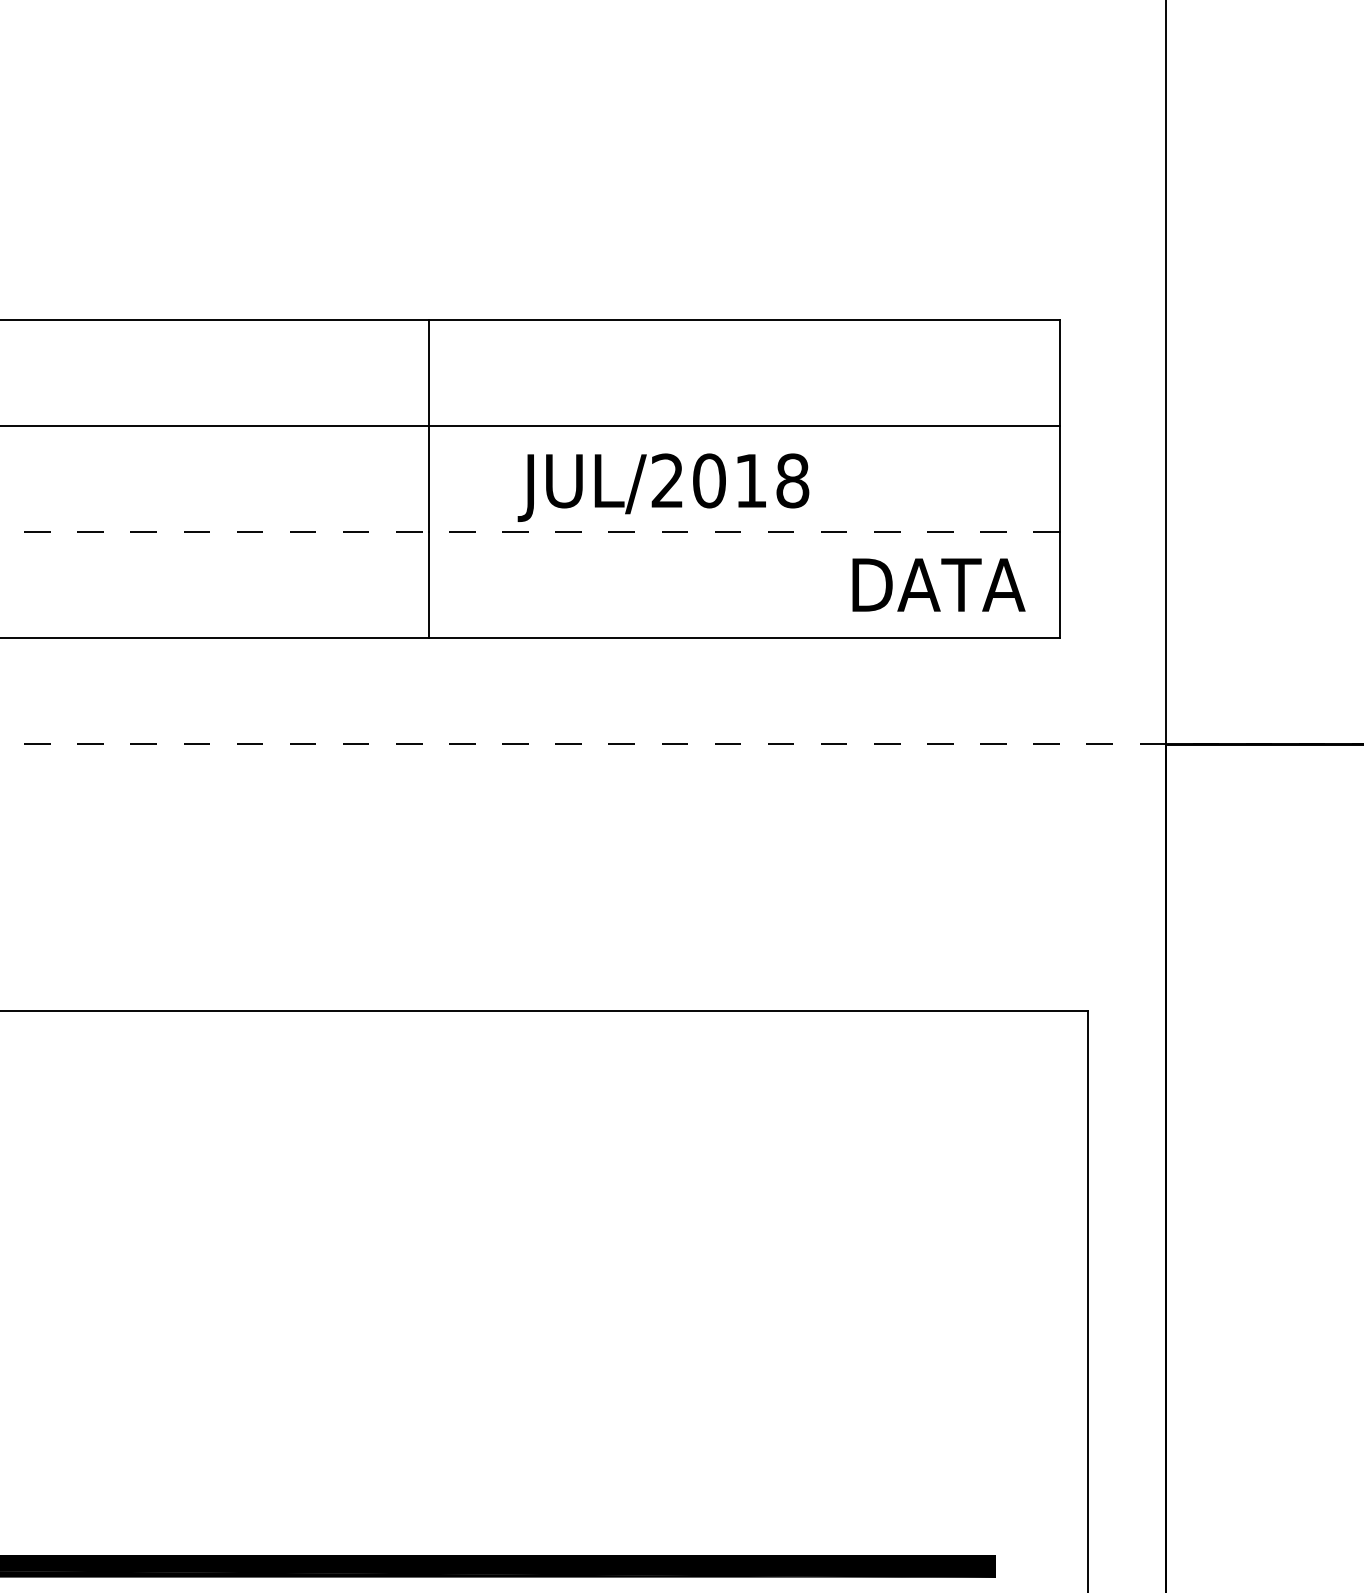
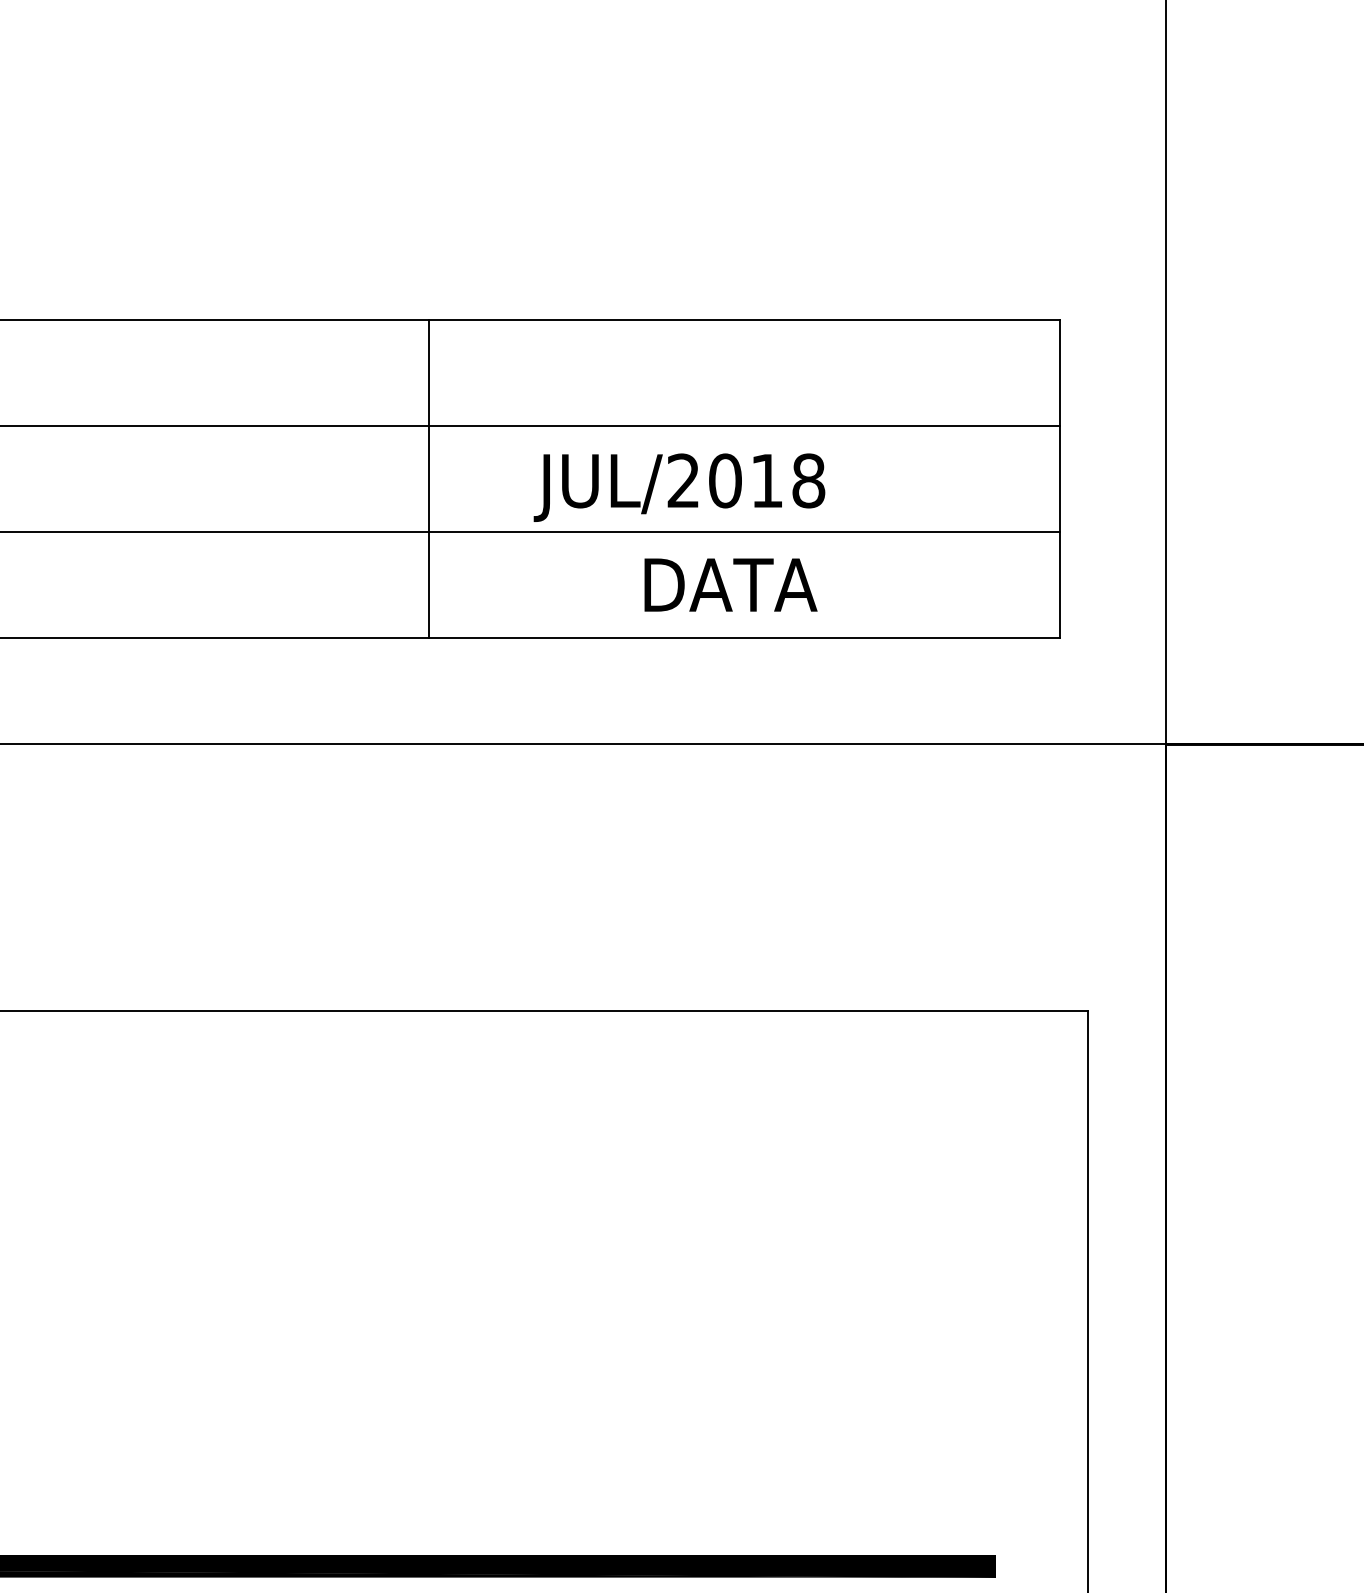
text position: (663, 487) -> (679, 487) (679, 487)
line: dashed -> solid (530, 531)
text position: (938, 584) -> (730, 584) (730, 584)
line: dashed -> solid (681, 744)
